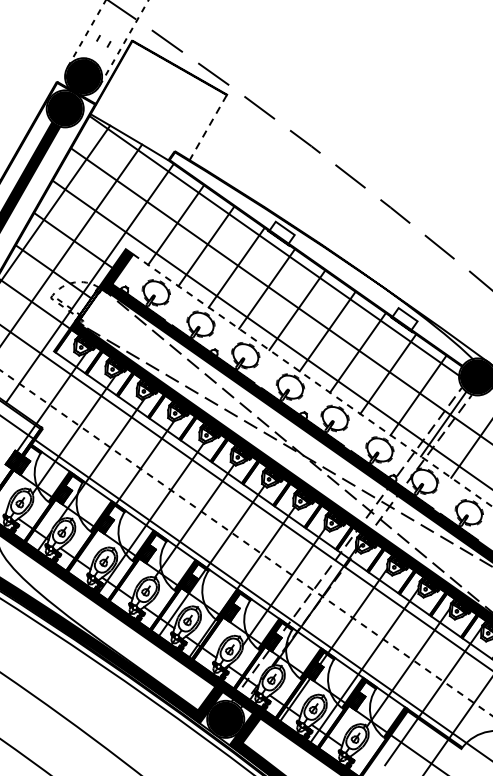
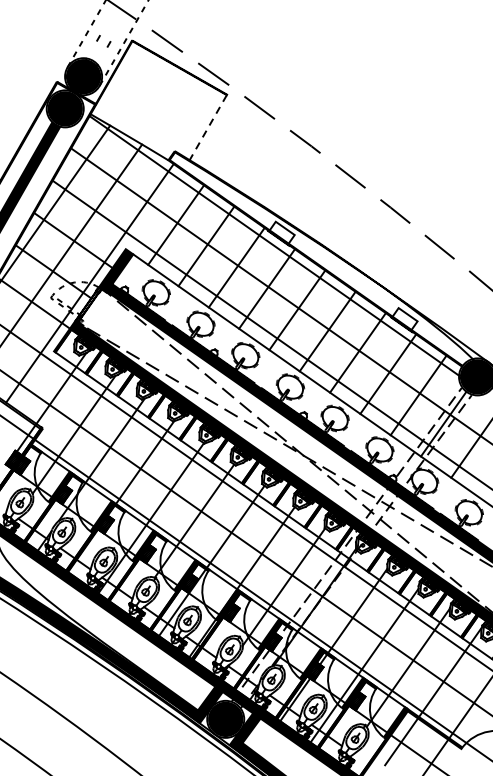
line: dashed -> solid (313, 380)
line: dashed -> solid (246, 543)
